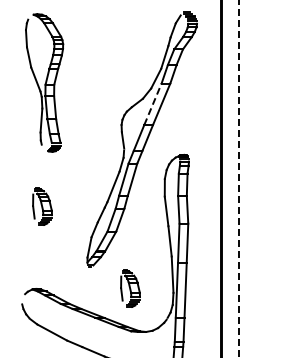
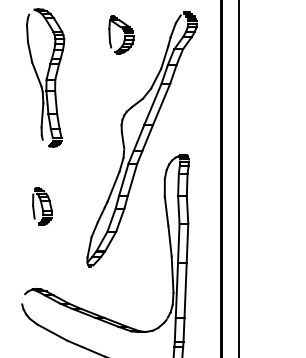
part: none -> present (121, 34)
part position: (44, 82) -> (45, 77) (45, 77)
line: dashed -> solid (153, 103)
line: dashed -> solid (239, 178)
part: present -> none (130, 288)
